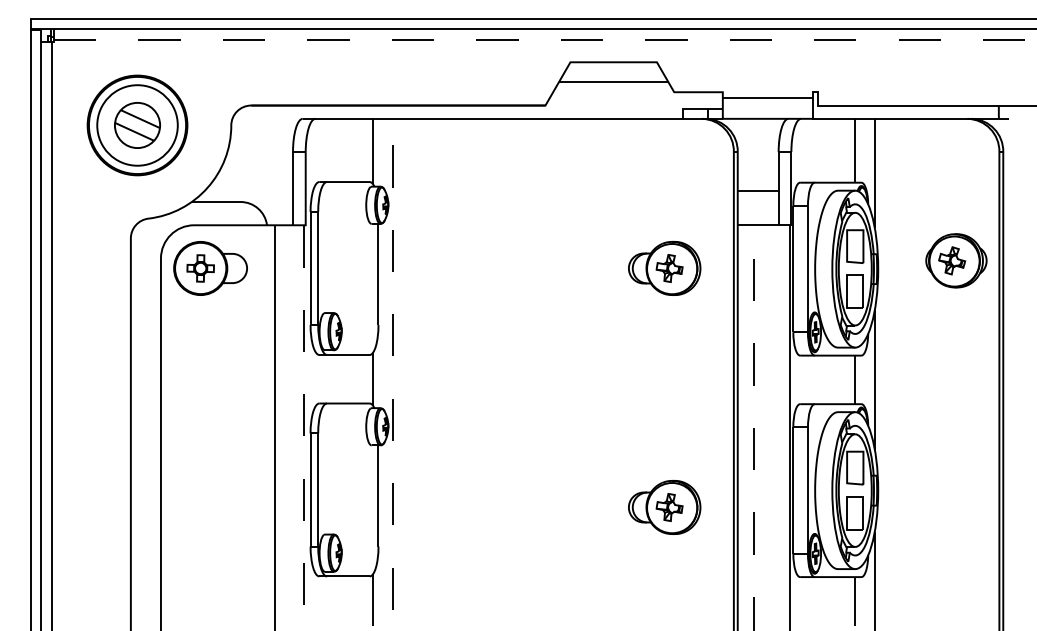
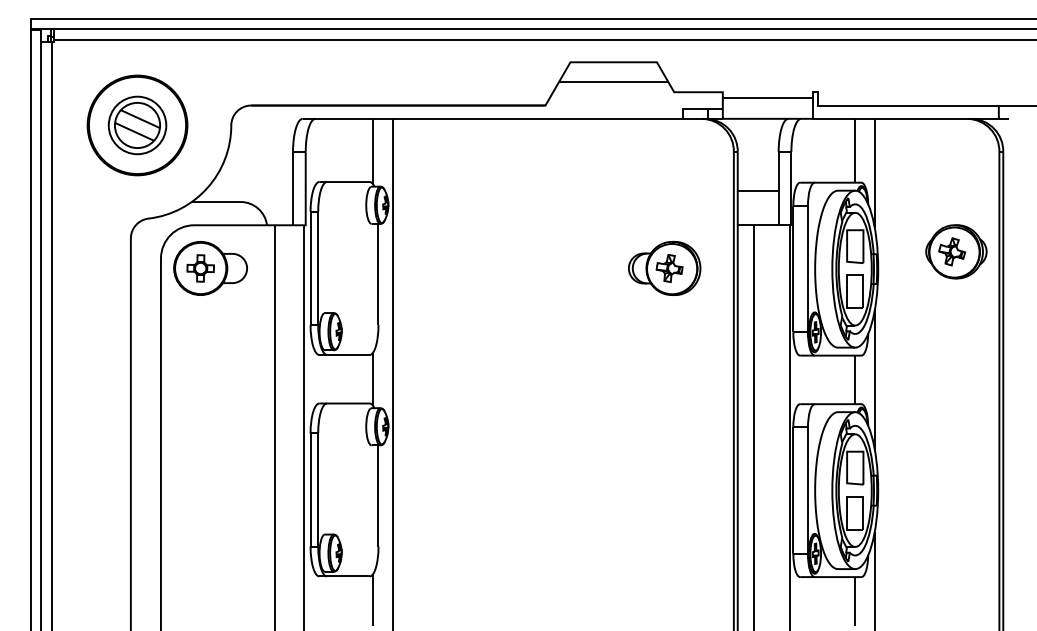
line: dashed -> solid (545, 40)
circle diameter: 81 px -> 58 px (137, 125)
part position: (956, 260) -> (956, 251) (956, 251)
line: dashed -> solid (393, 374)
line: dashed -> solid (753, 427)
line: dashed -> solid (303, 428)
part: present -> none (664, 506)
